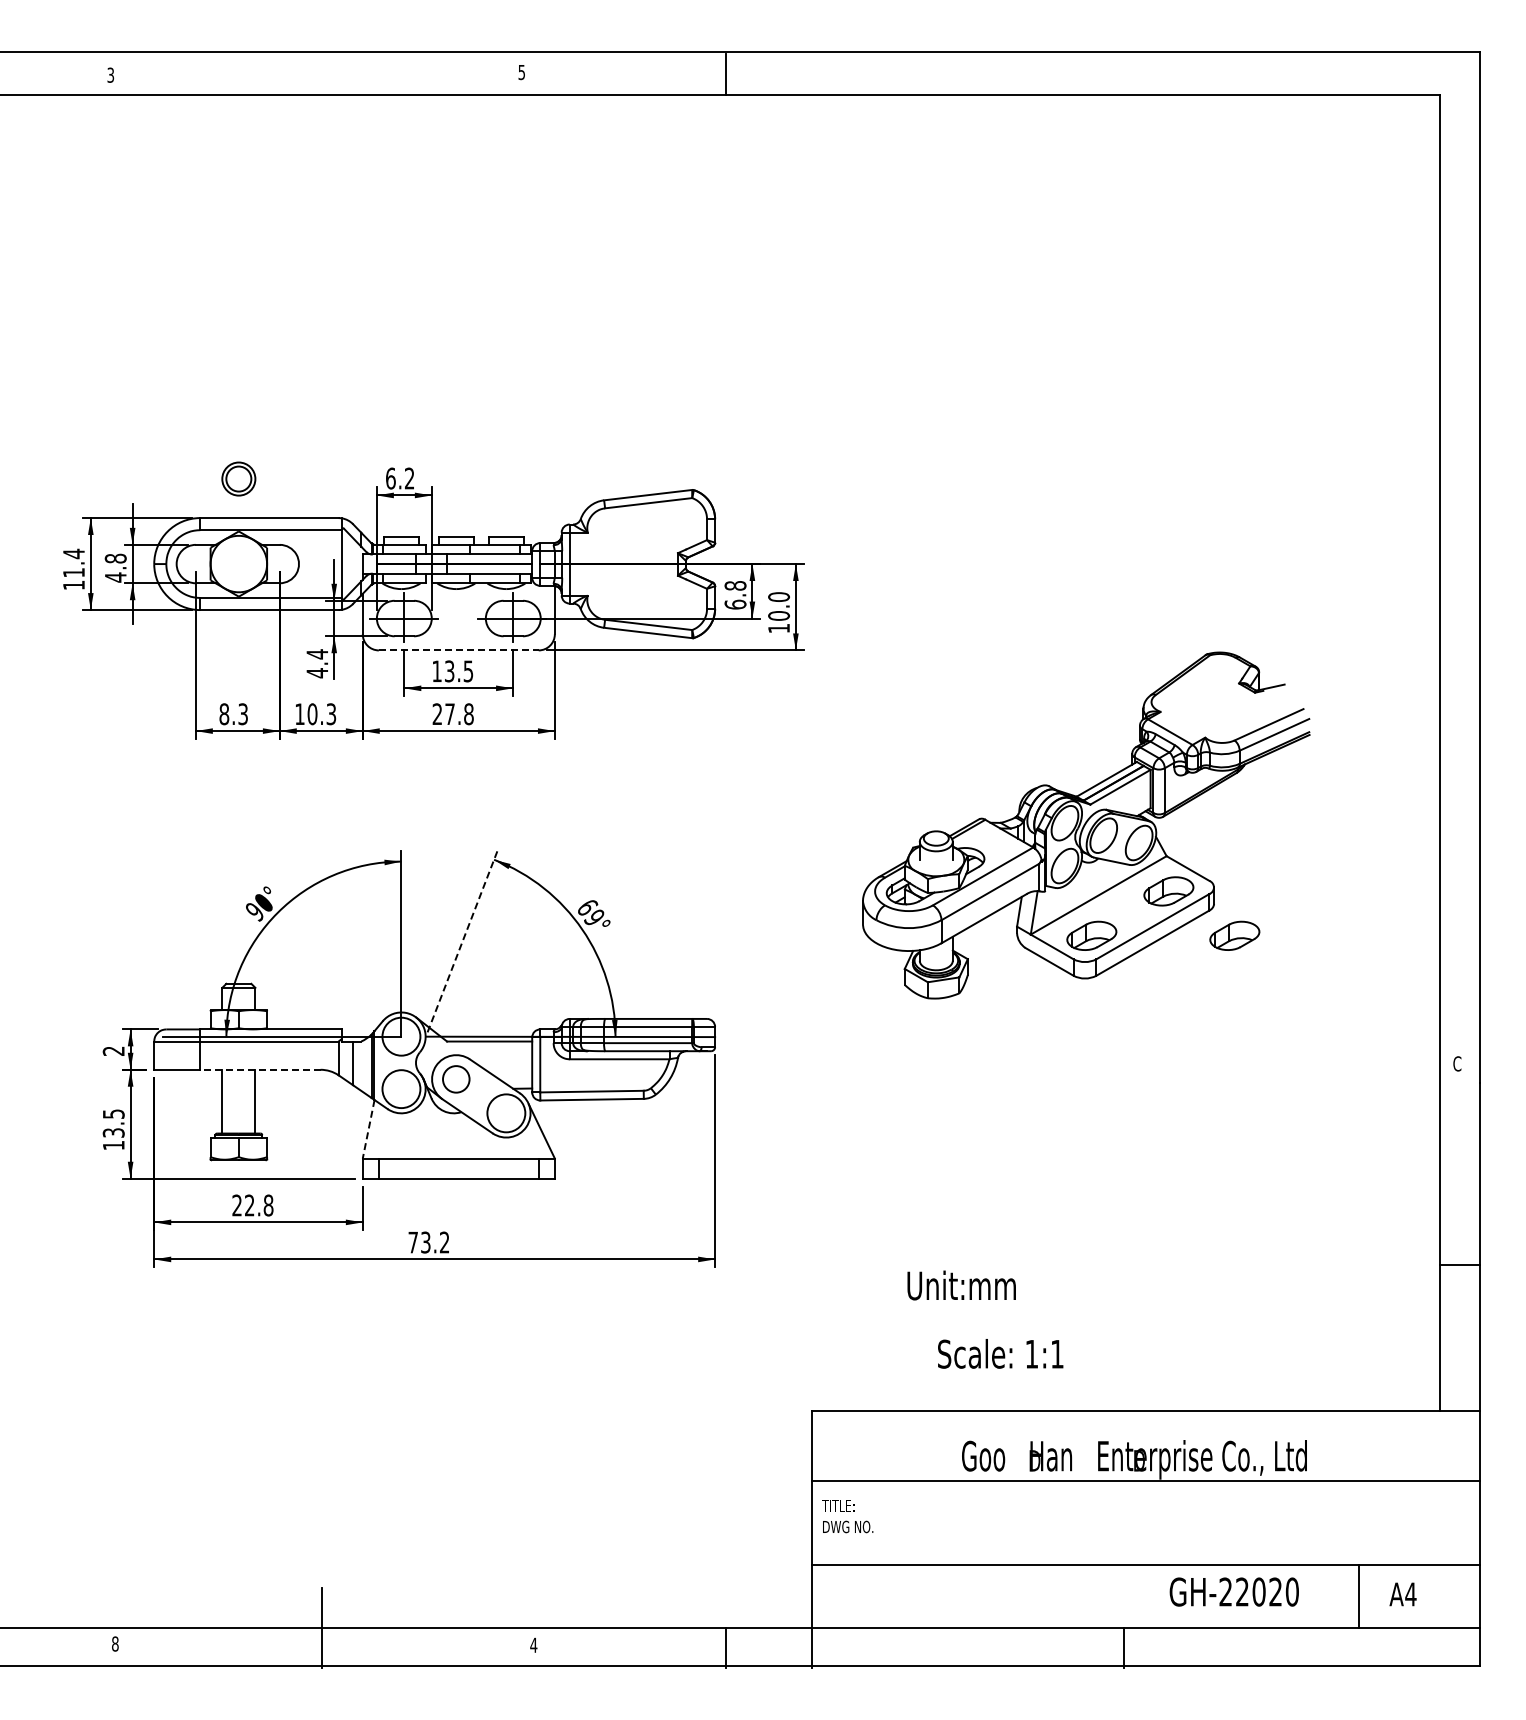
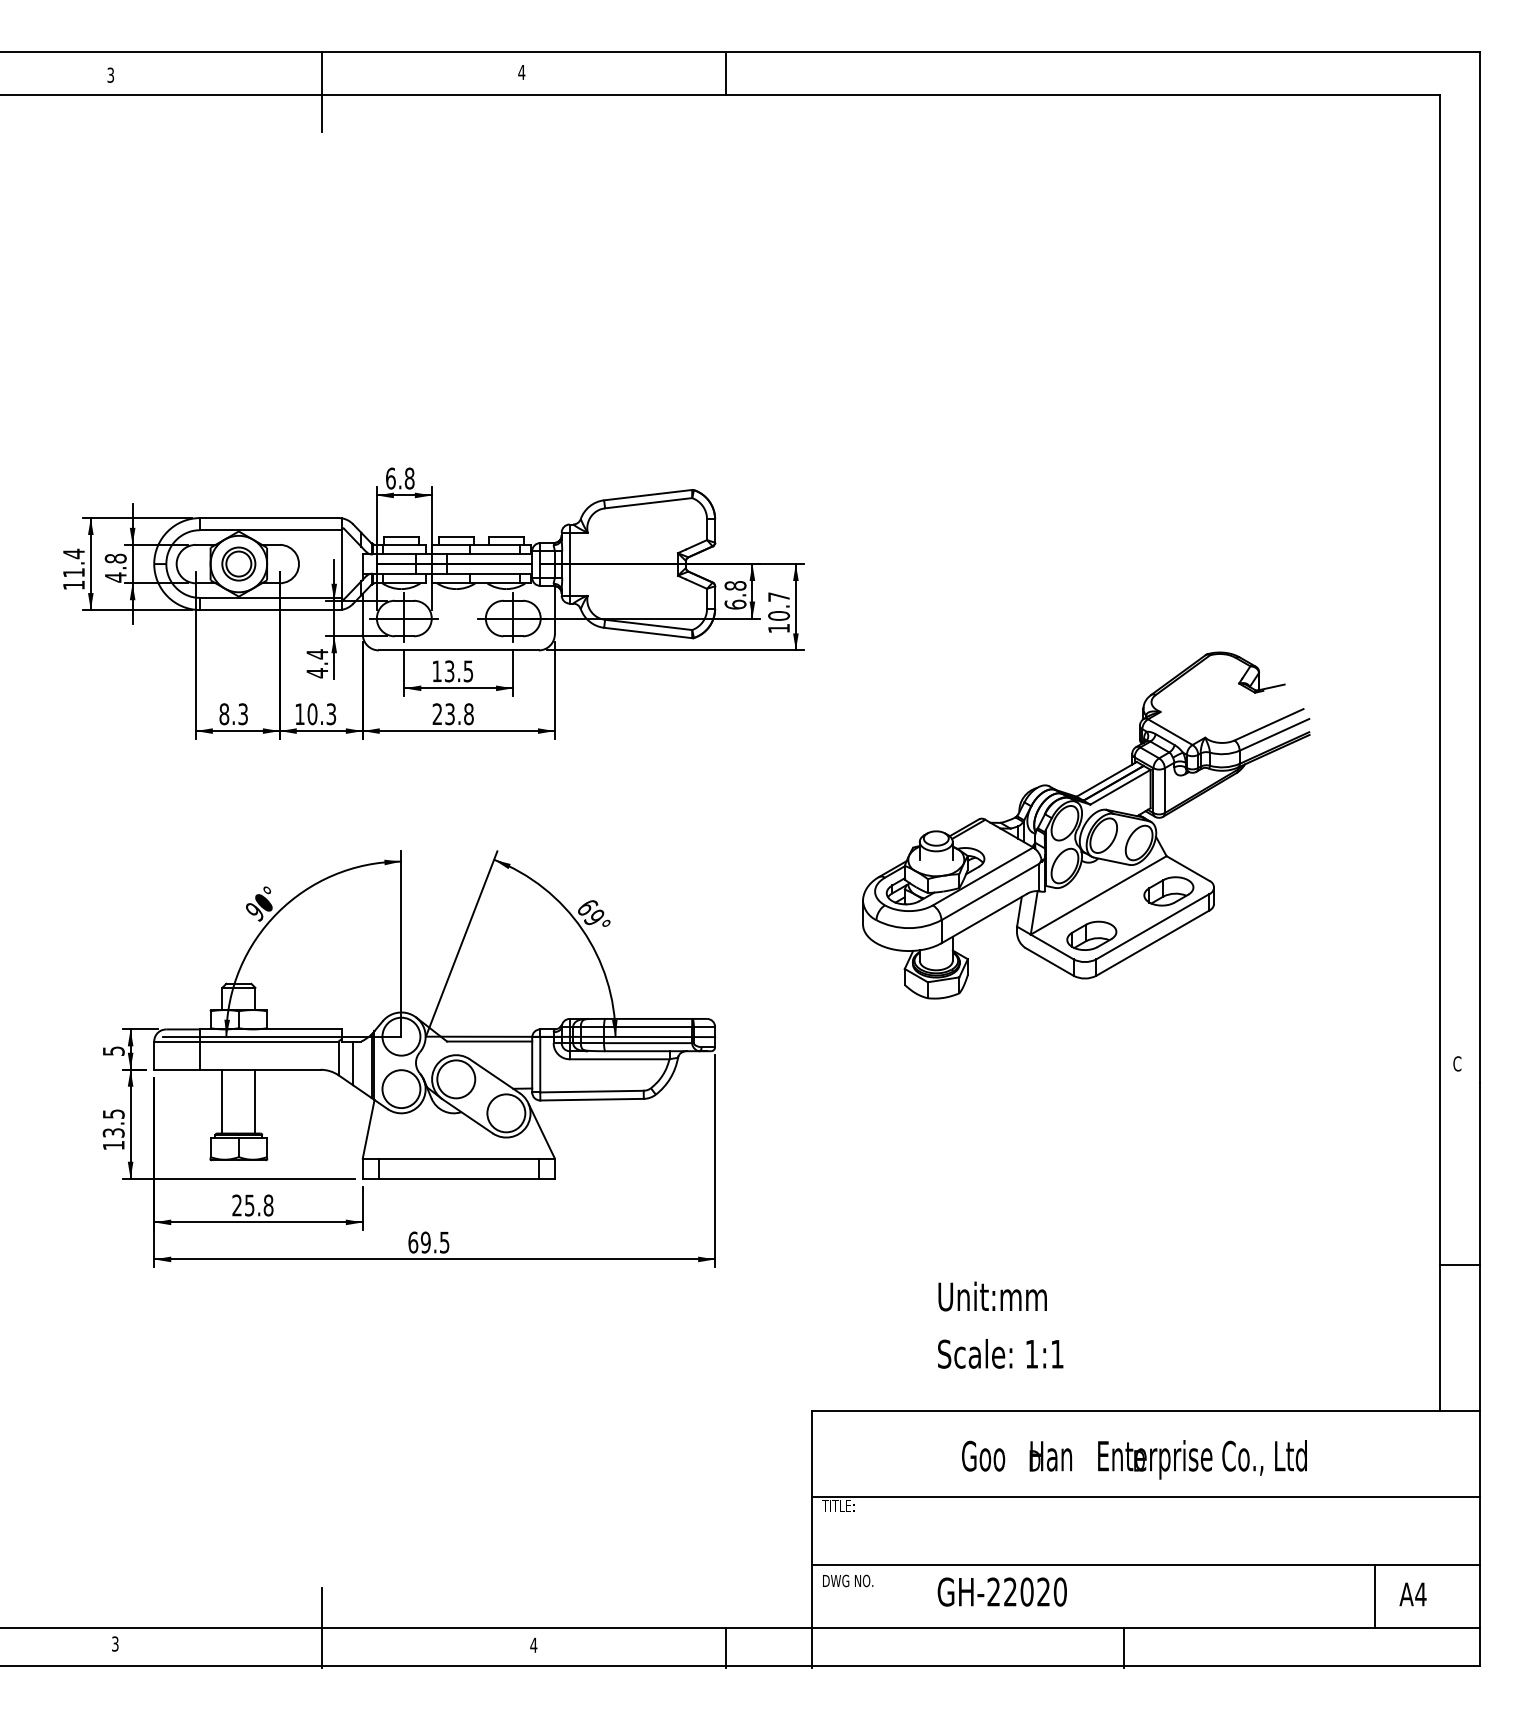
text: 5 -> 4 (521, 72)
line: none -> present (322, 91)
part position: (238, 478) -> (238, 563) (238, 563)
text: 6.2 -> 6.8 (409, 478)
text: 10.0 -> 10.7 (778, 596)
line: dashed -> solid (458, 650)
text: 27.8 -> 23.8 (449, 714)
part: present -> none (1234, 935)
line: dashed -> solid (461, 944)
text: 2 -> 5 (113, 1050)
line: dashed -> solid (259, 1069)
circle diameter: 27 px -> 38 px (456, 1079)
line: dashed -> solid (368, 1129)
text: 22.8 -> 25.8 (249, 1205)
text: 73.2 -> 69.5 (428, 1242)
text position: (961, 1285) -> (992, 1296) (992, 1296)
line position: (1146, 1480) -> (1146, 1496) (1146, 1496)
text position: (848, 1526) -> (848, 1580) (848, 1580)
text position: (1233, 1591) -> (1001, 1591) (1001, 1591)
text position: (1402, 1594) -> (1412, 1594) (1412, 1594)
line position: (1359, 1596) -> (1375, 1596) (1375, 1596)
text: 8 -> 3 (115, 1643)
